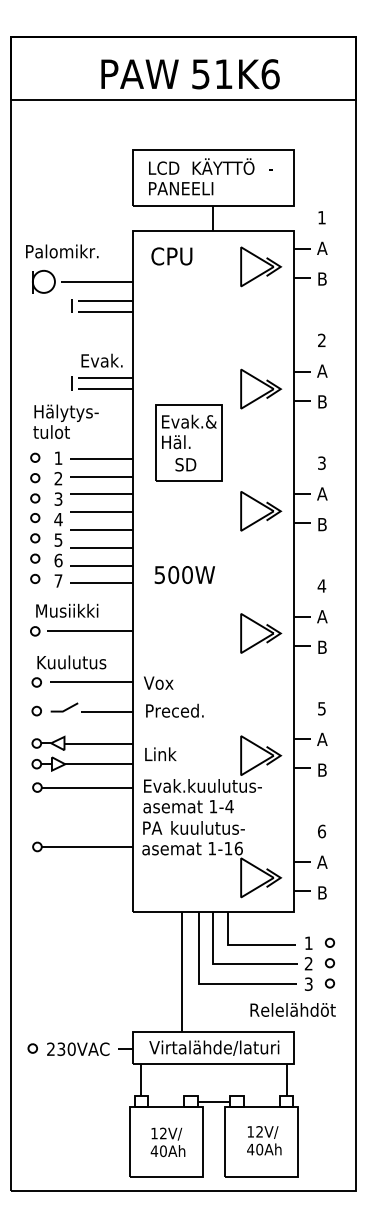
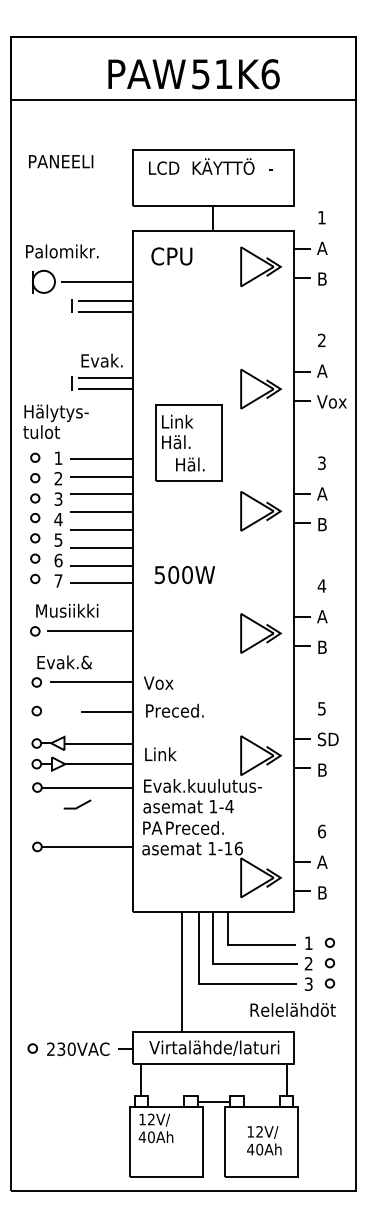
text position: (139, 73) -> (146, 73) (146, 73)
text position: (181, 188) -> (61, 161) (61, 161)
text: B -> Vox (331, 401)
text position: (65, 421) -> (55, 421) (55, 421)
text: Evak.& -> Link (189, 421)
text: SD -> Häl. (189, 464)
text: Kuulutus -> Evak.& (72, 662)
curve position: (64, 709) -> (77, 806) (77, 806)
text: A -> SD (327, 739)
text: kuulutus- -> Preced. (205, 827)
text position: (167, 1142) -> (155, 1128) (155, 1128)
